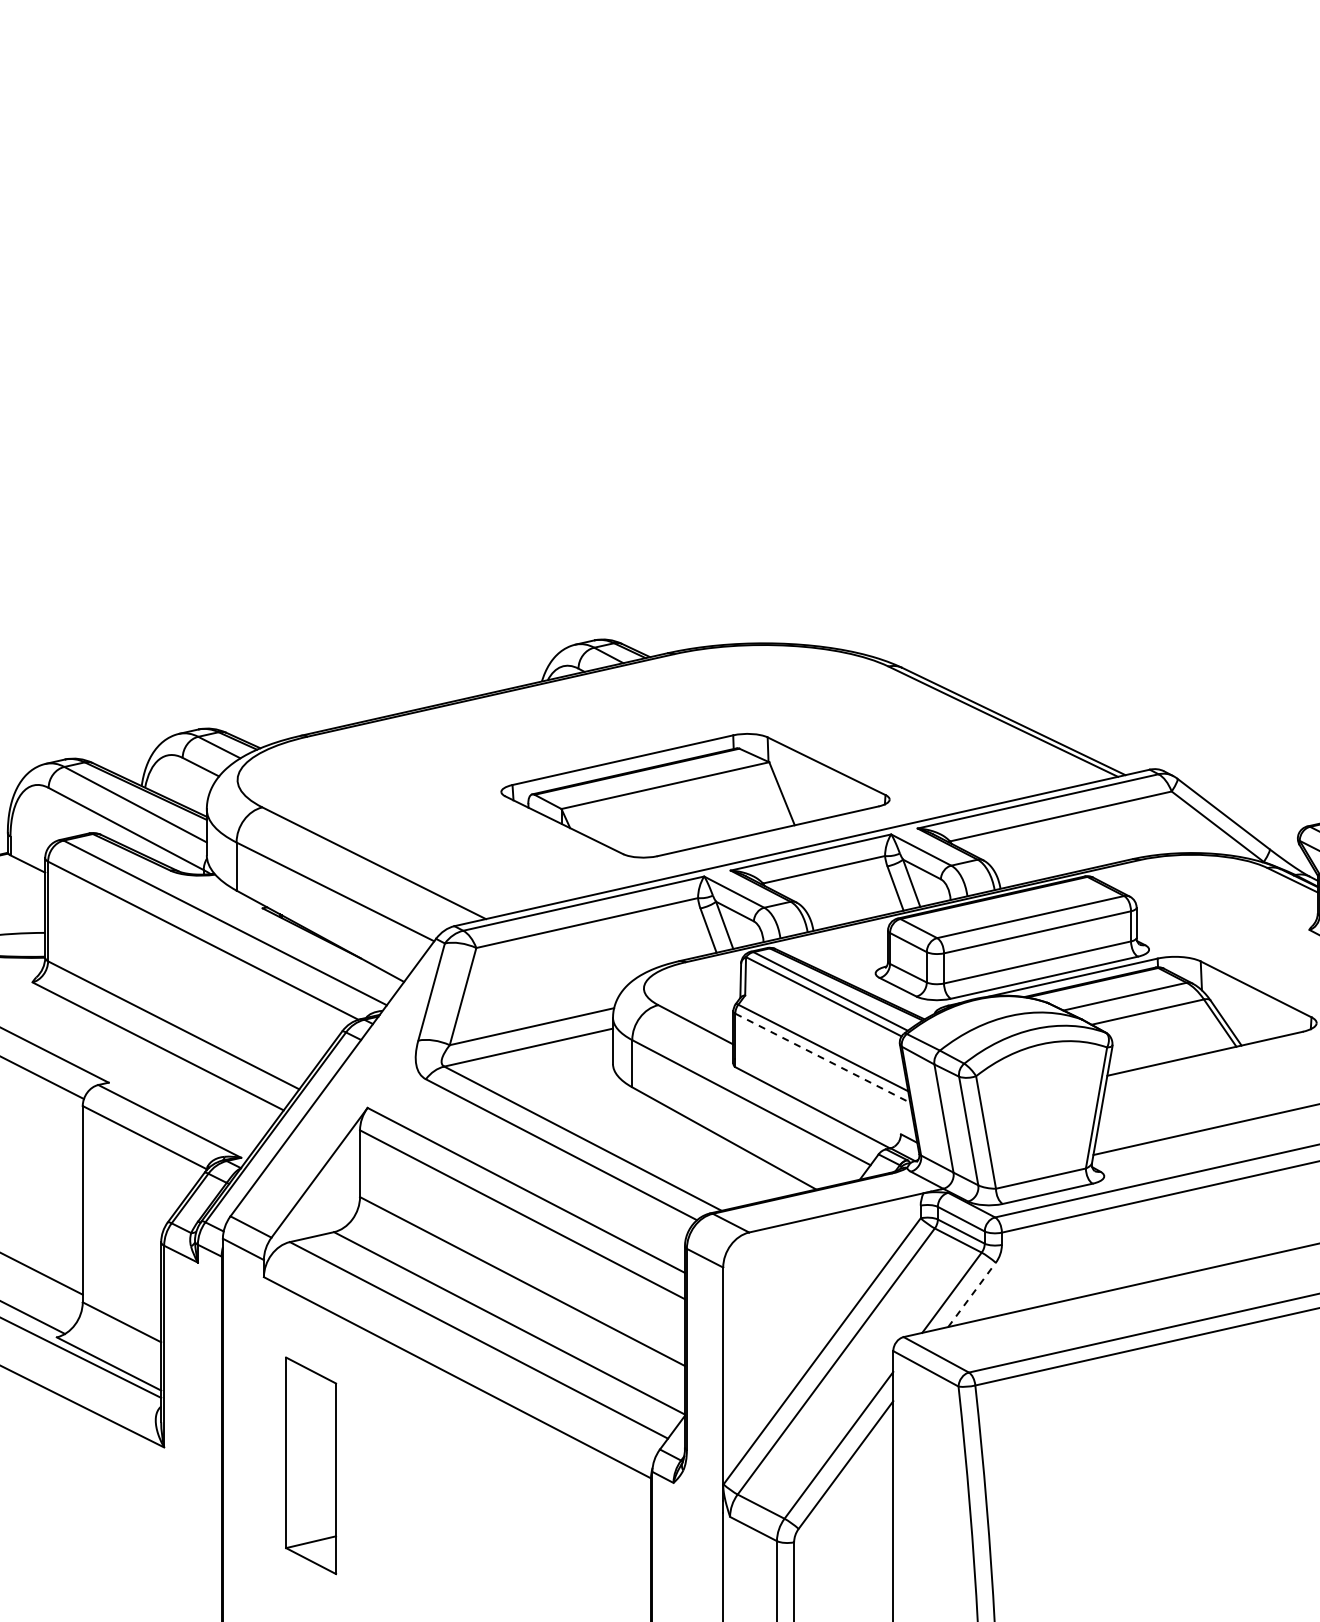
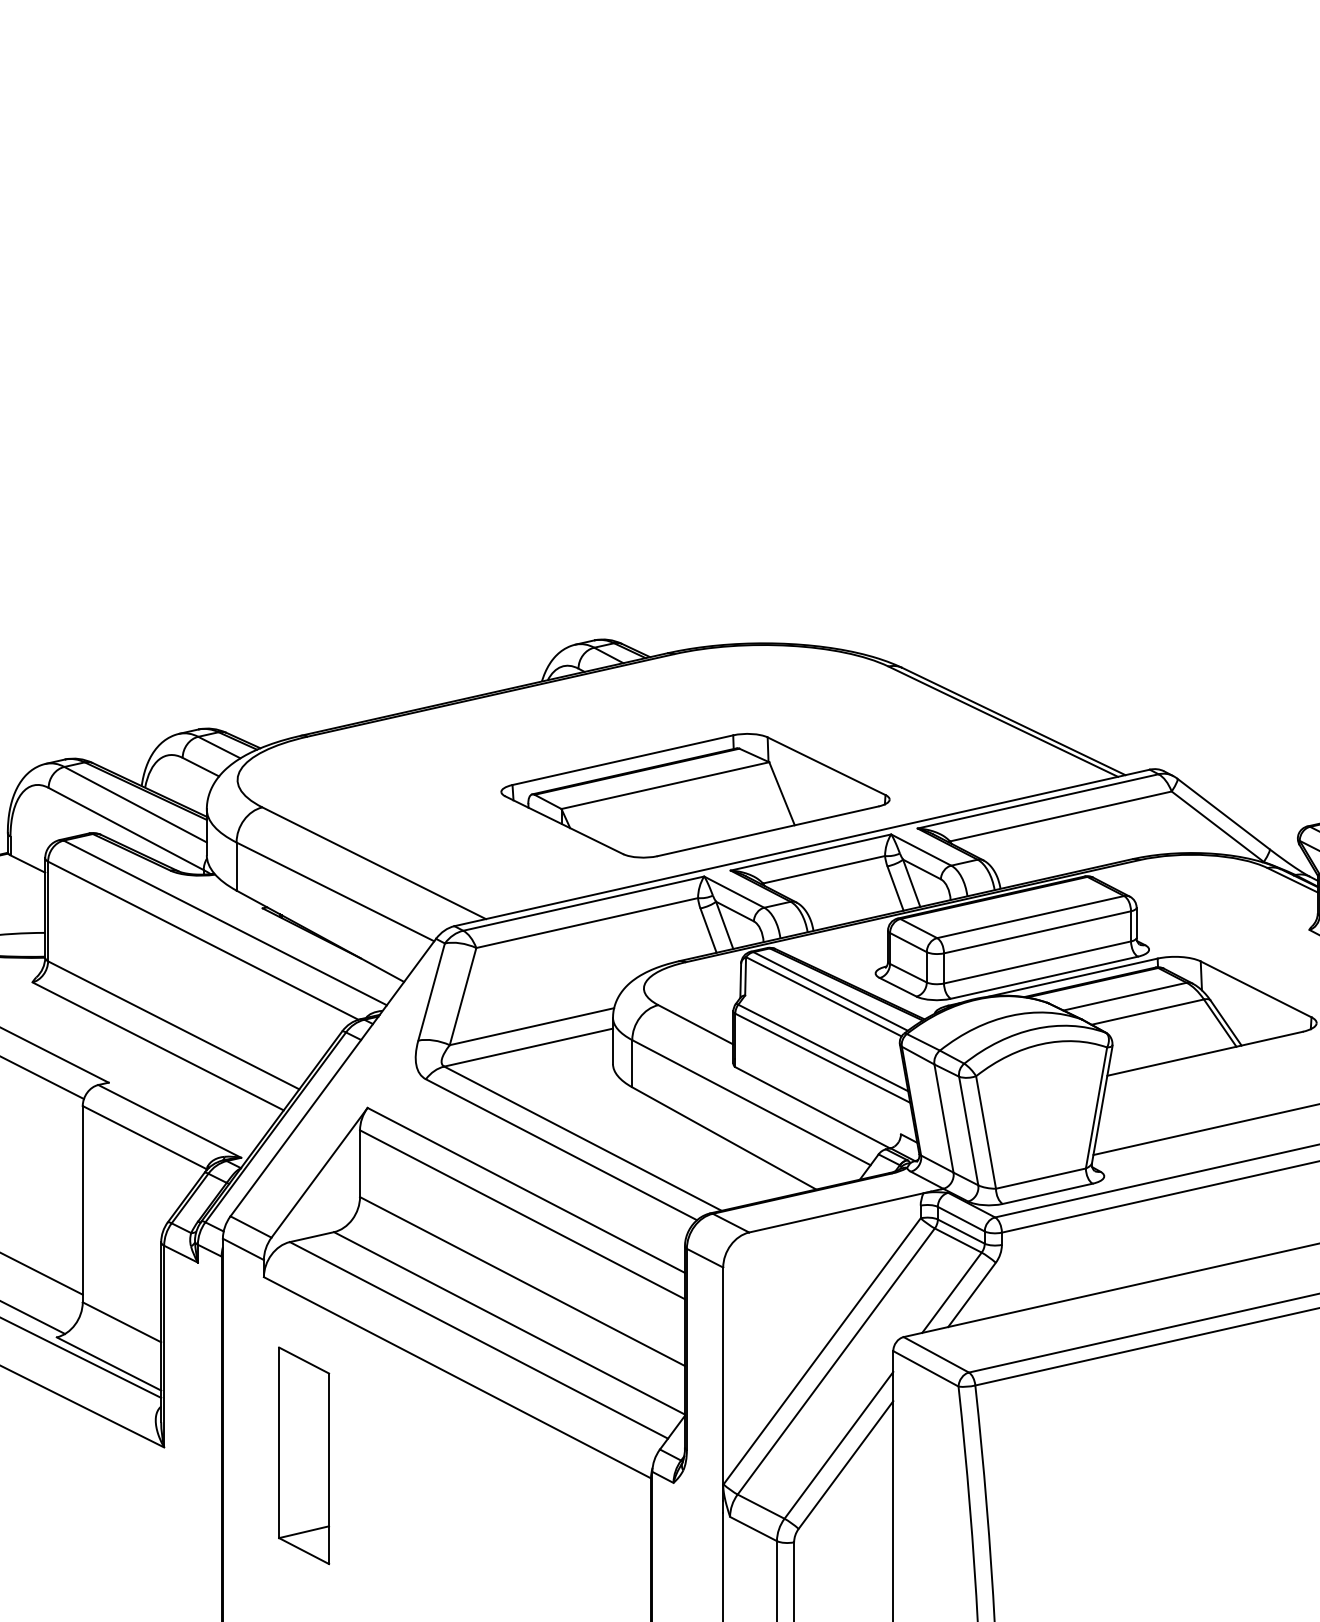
line: dashed -> solid (823, 1058)
line: dashed -> solid (972, 1294)
part position: (311, 1465) -> (304, 1455) (304, 1455)
